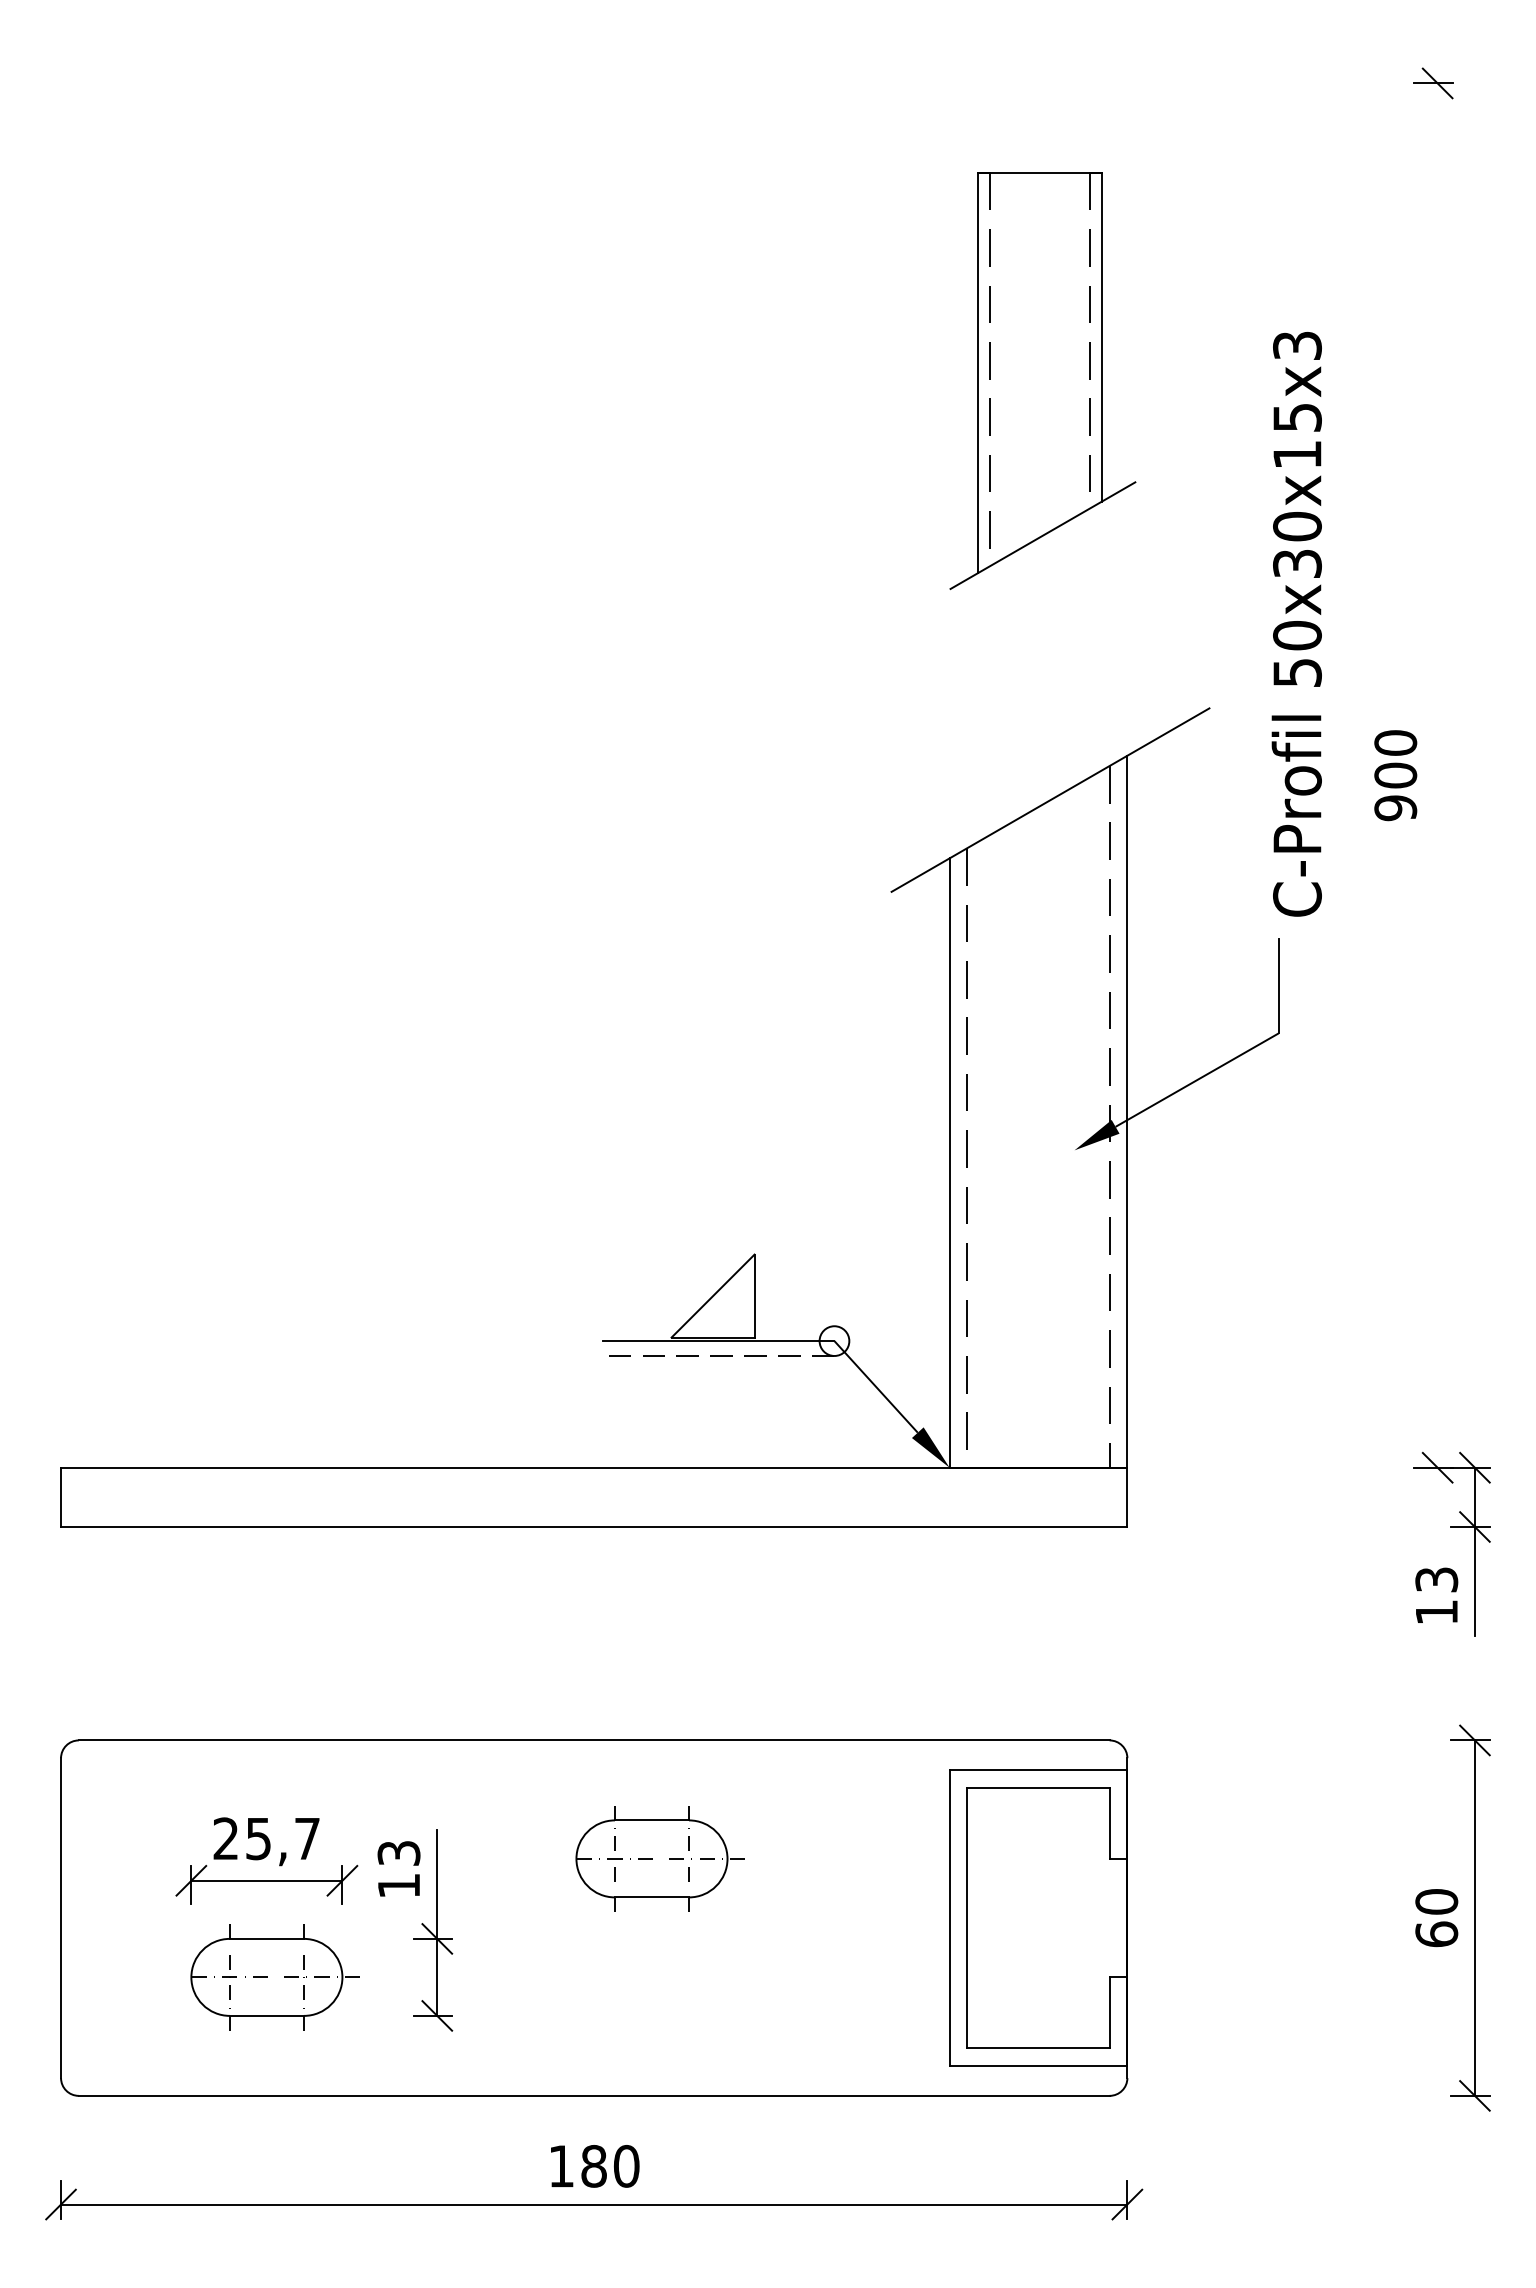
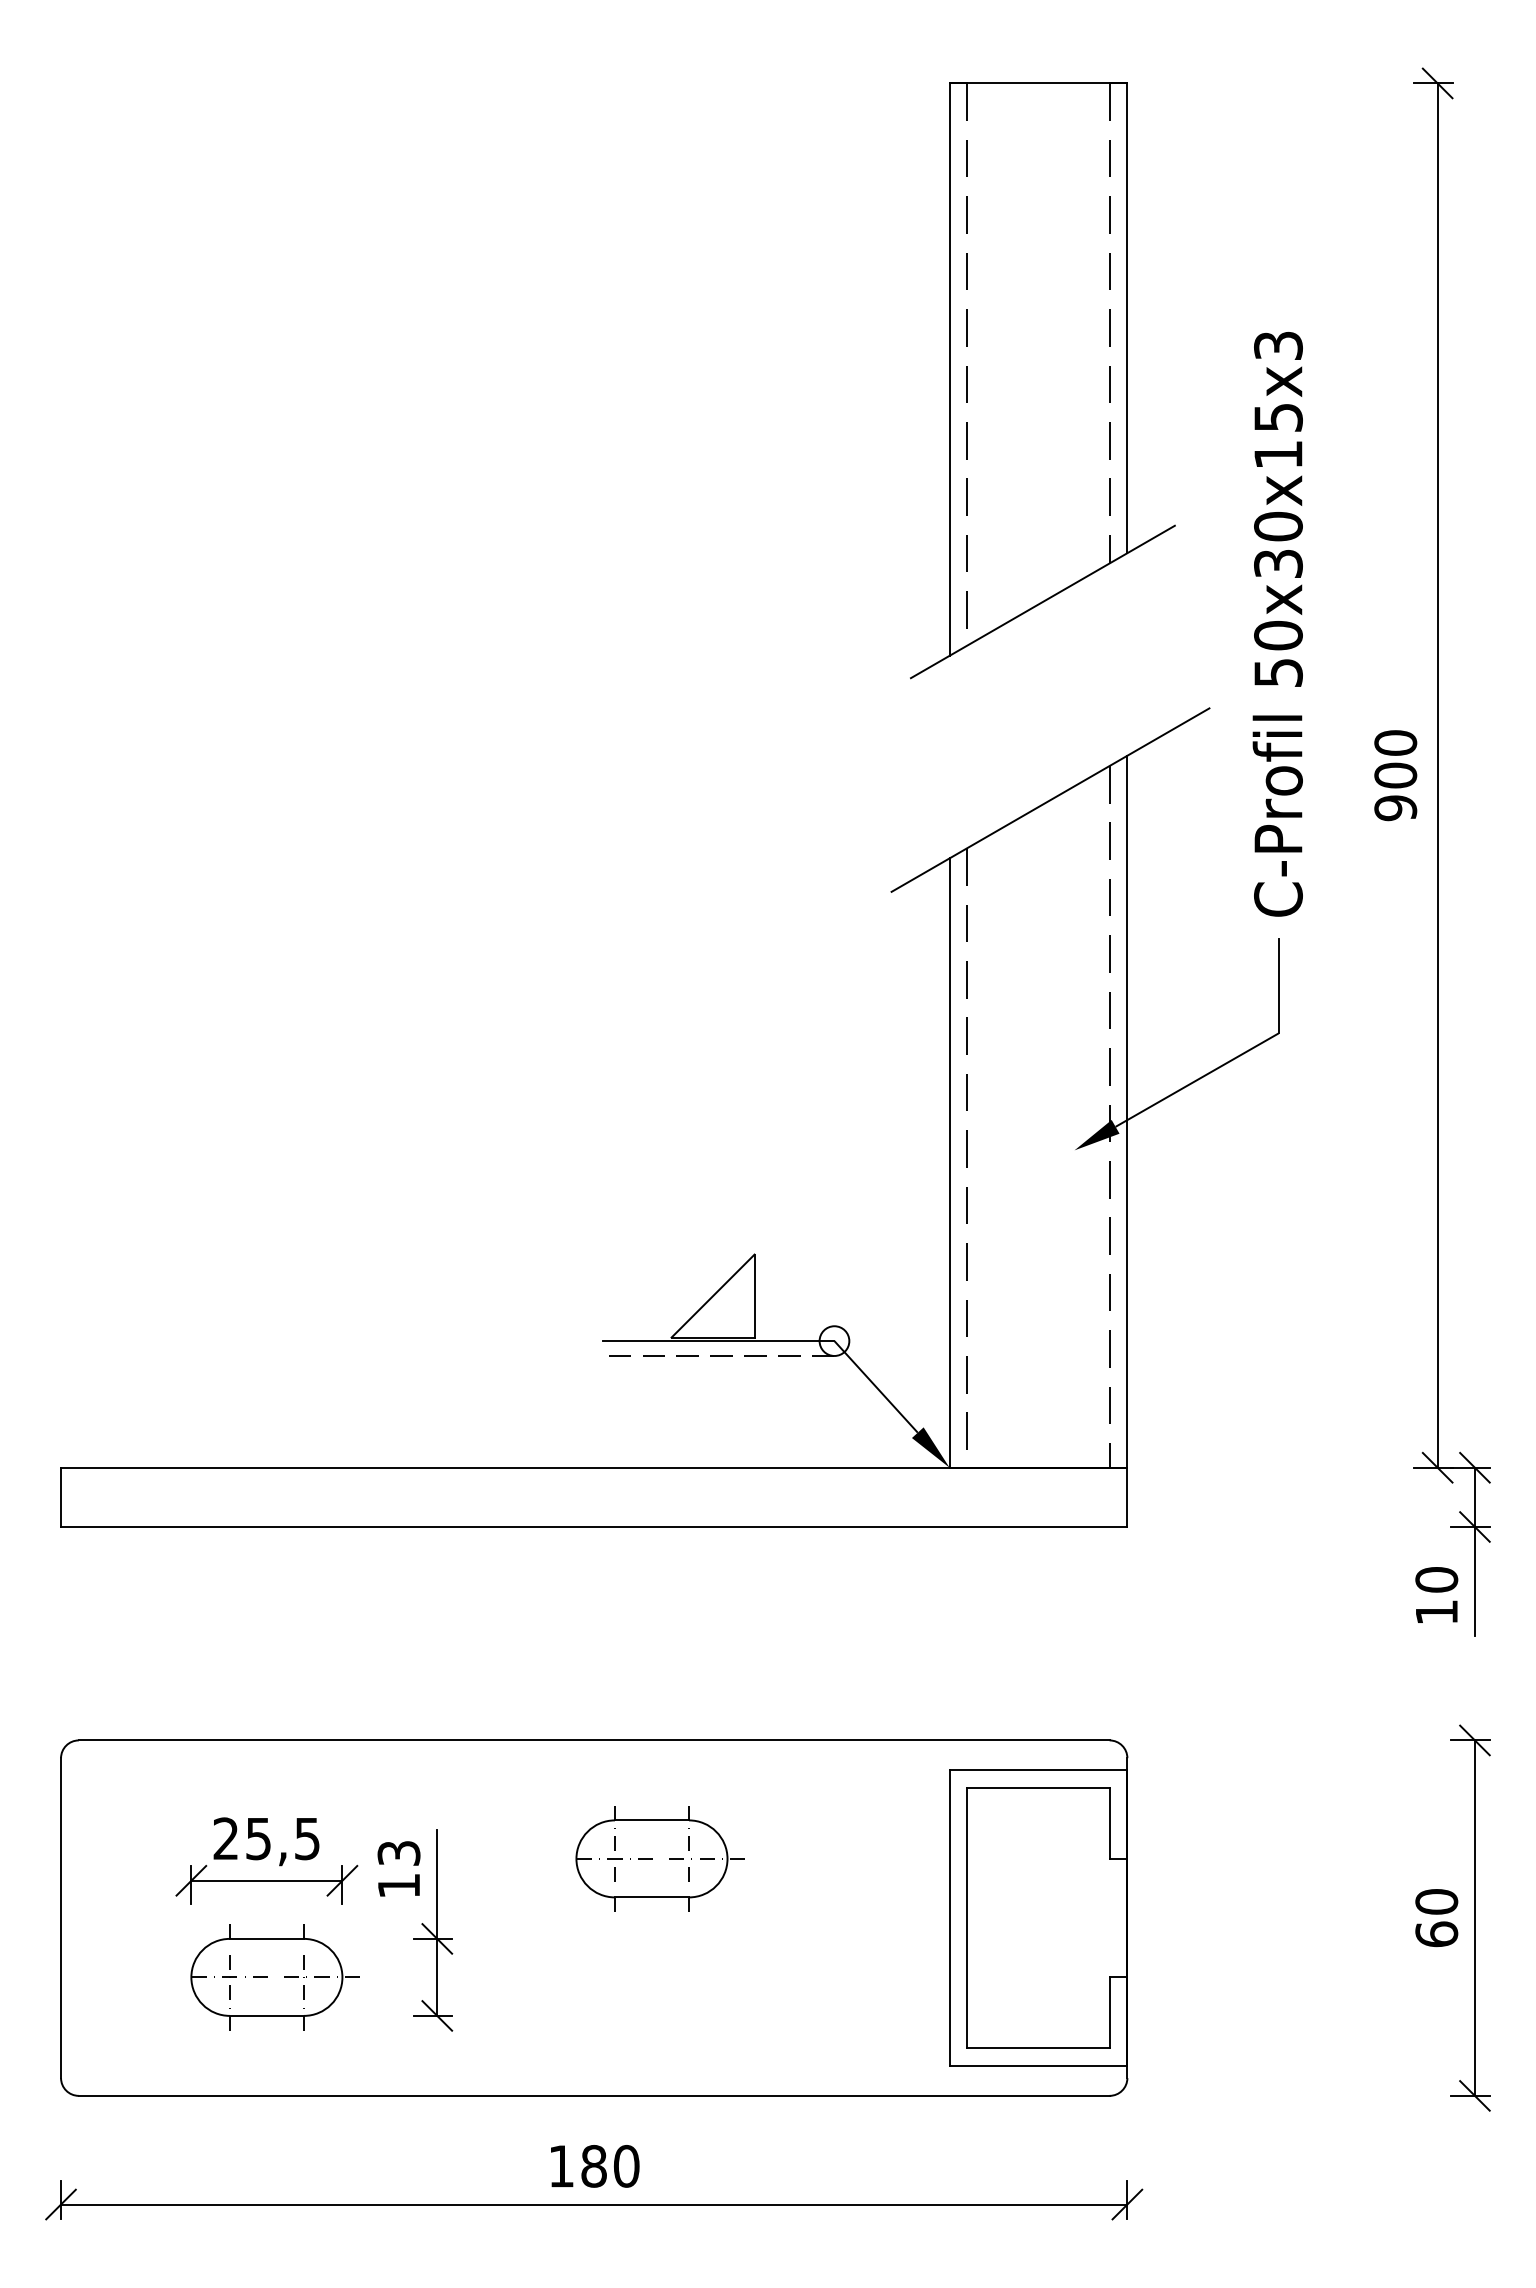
part size: 188x418 px -> 266x598 px (1042, 380)
text position: (1296, 624) -> (1277, 624) (1277, 624)
line: none -> present (1437, 775)
text: 13 -> 10 (1436, 1579)
text: 25,7 -> 25,5 (307, 1839)
